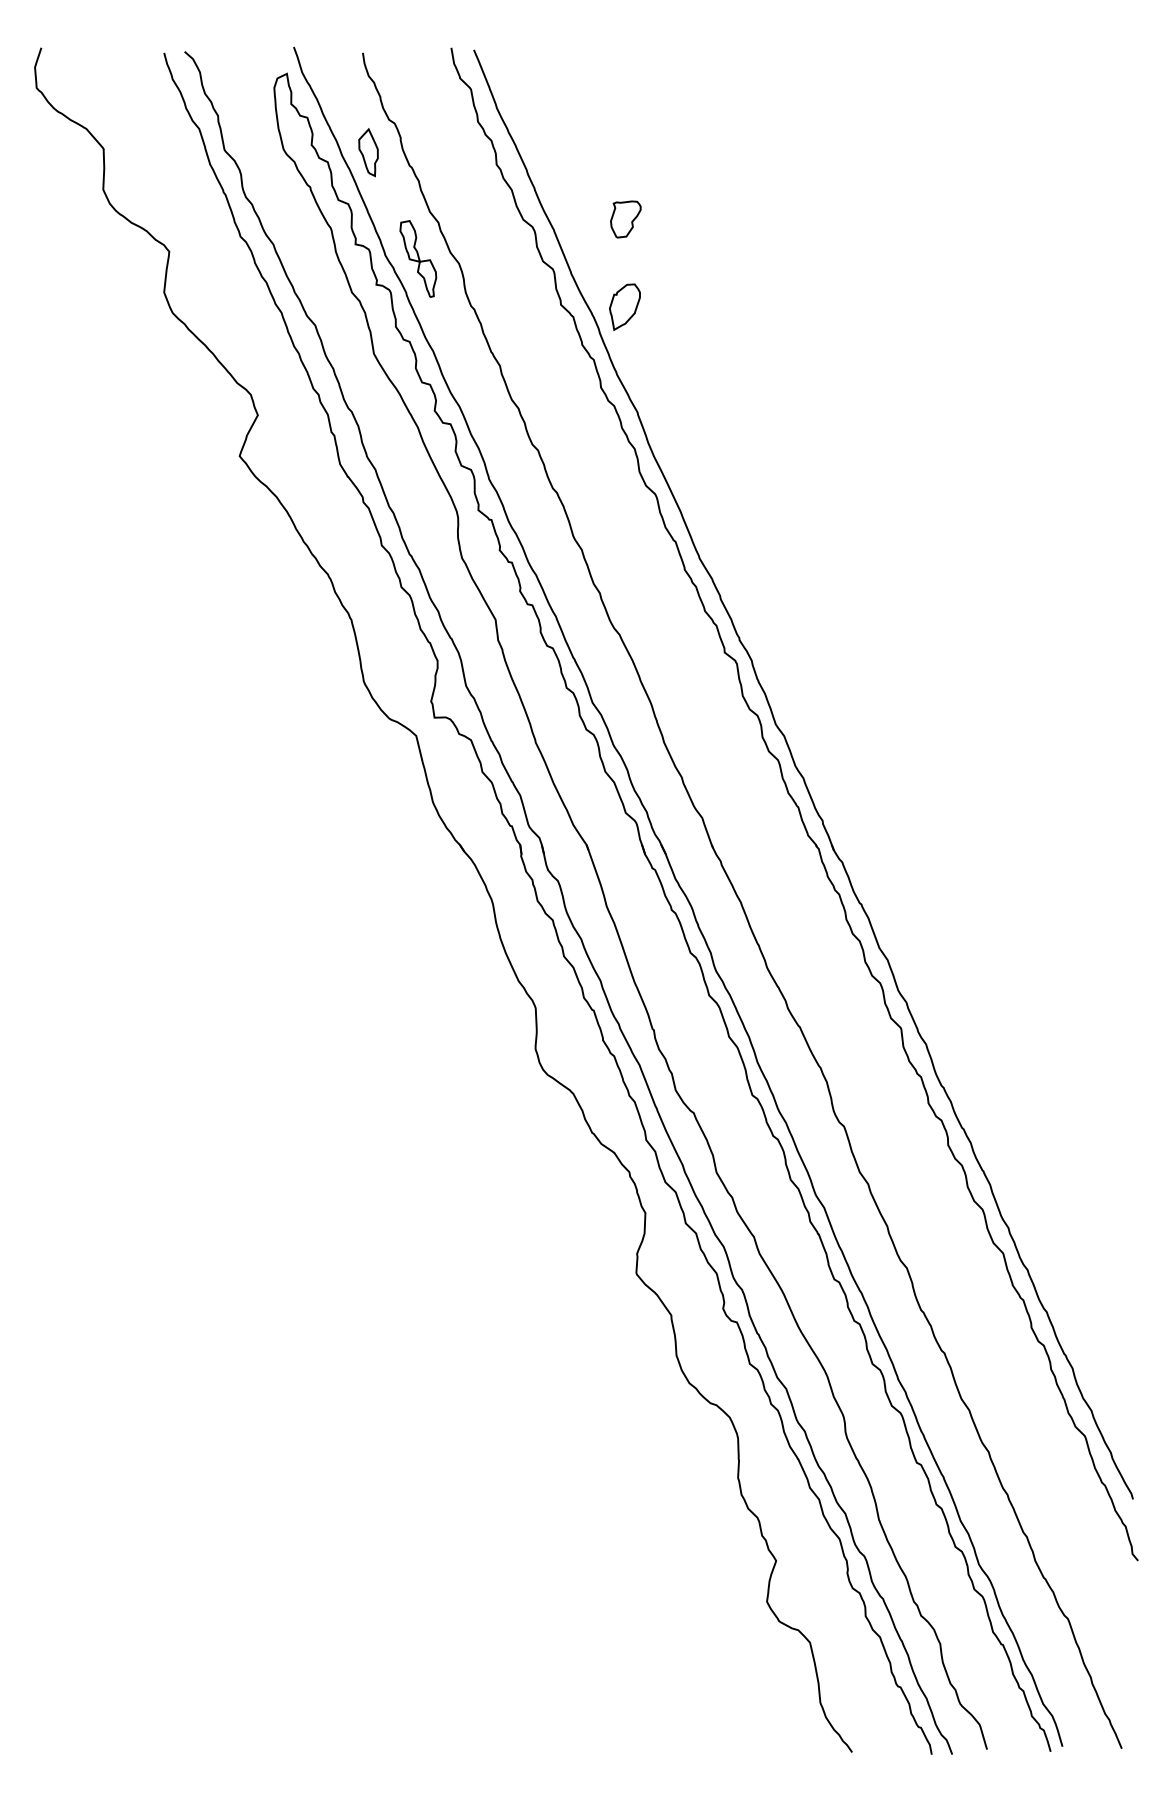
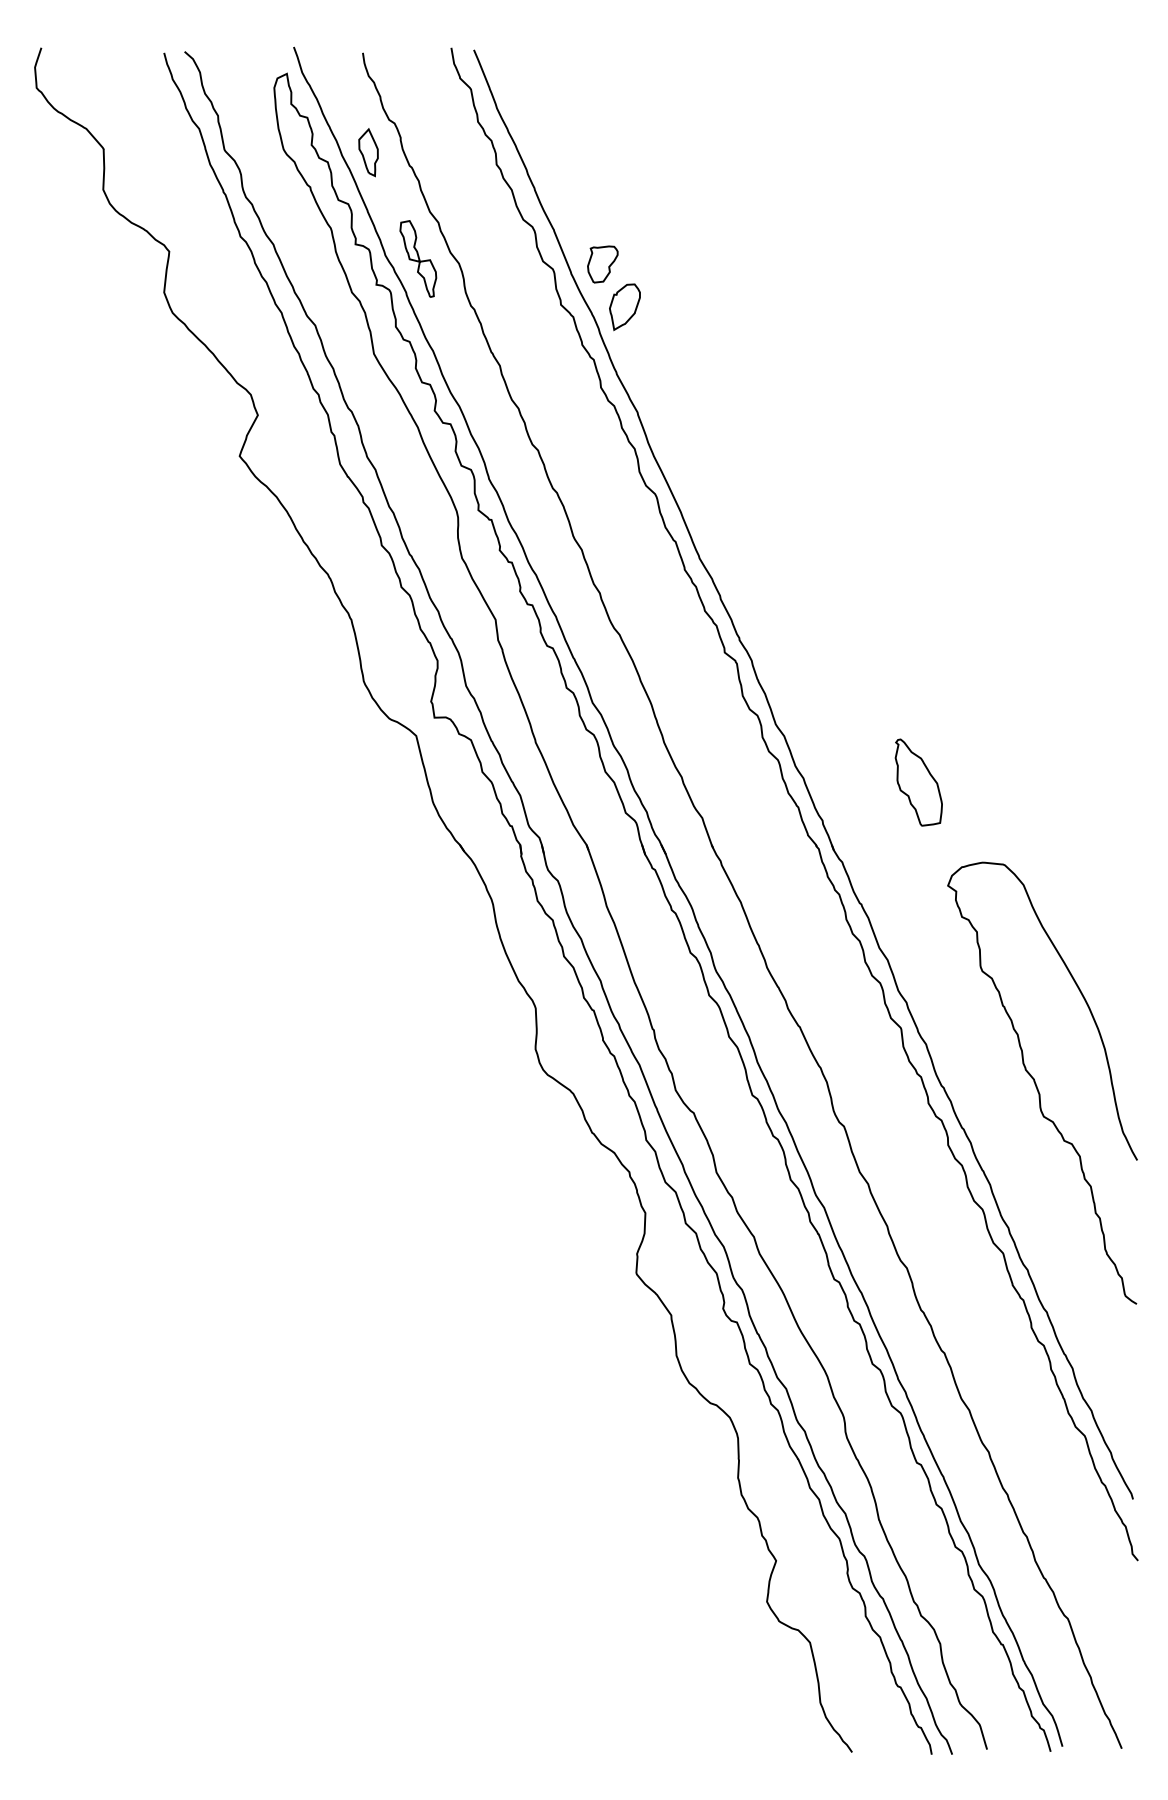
part position: (625, 219) -> (602, 264) (602, 264)
part: none -> present (918, 782)
curve: none -> present (1036, 1083)
